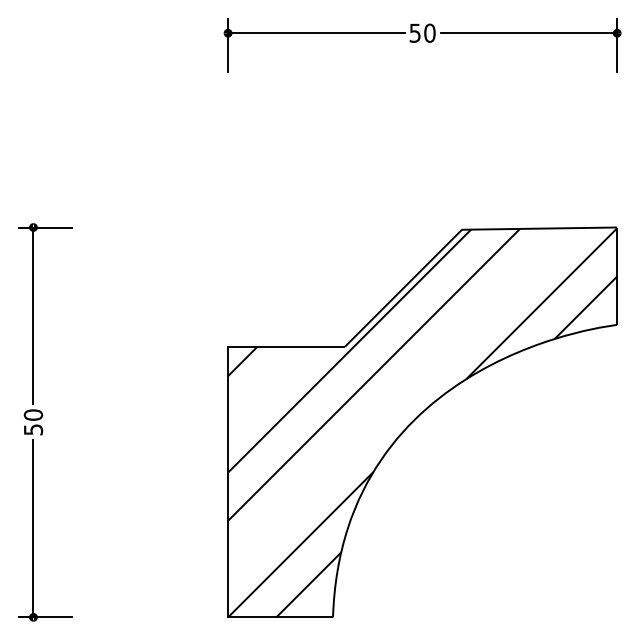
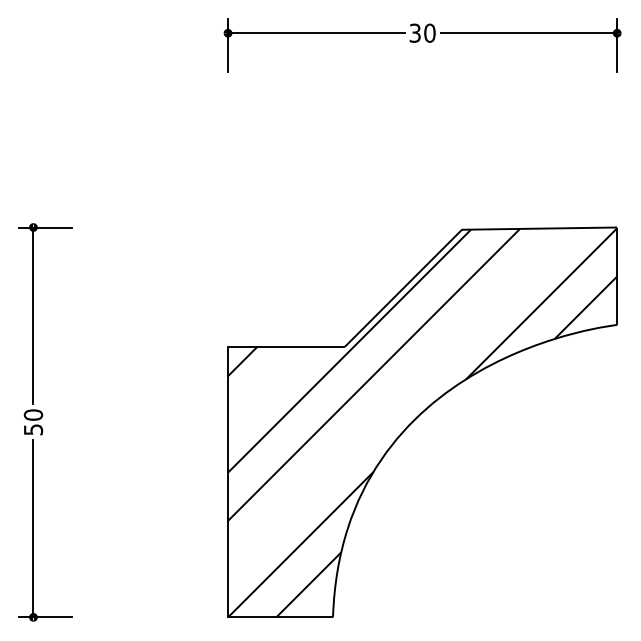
text: 50 -> 30 (415, 32)
